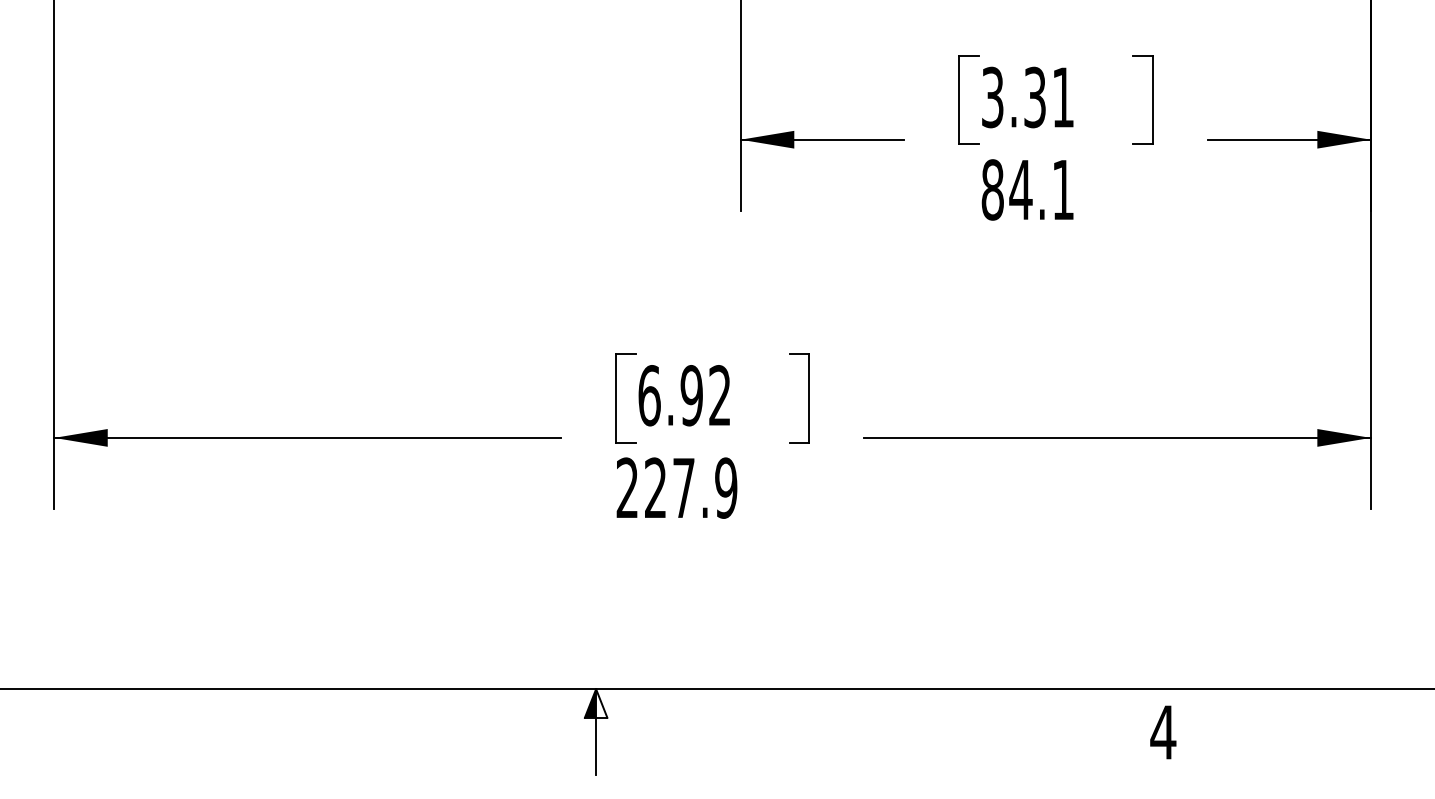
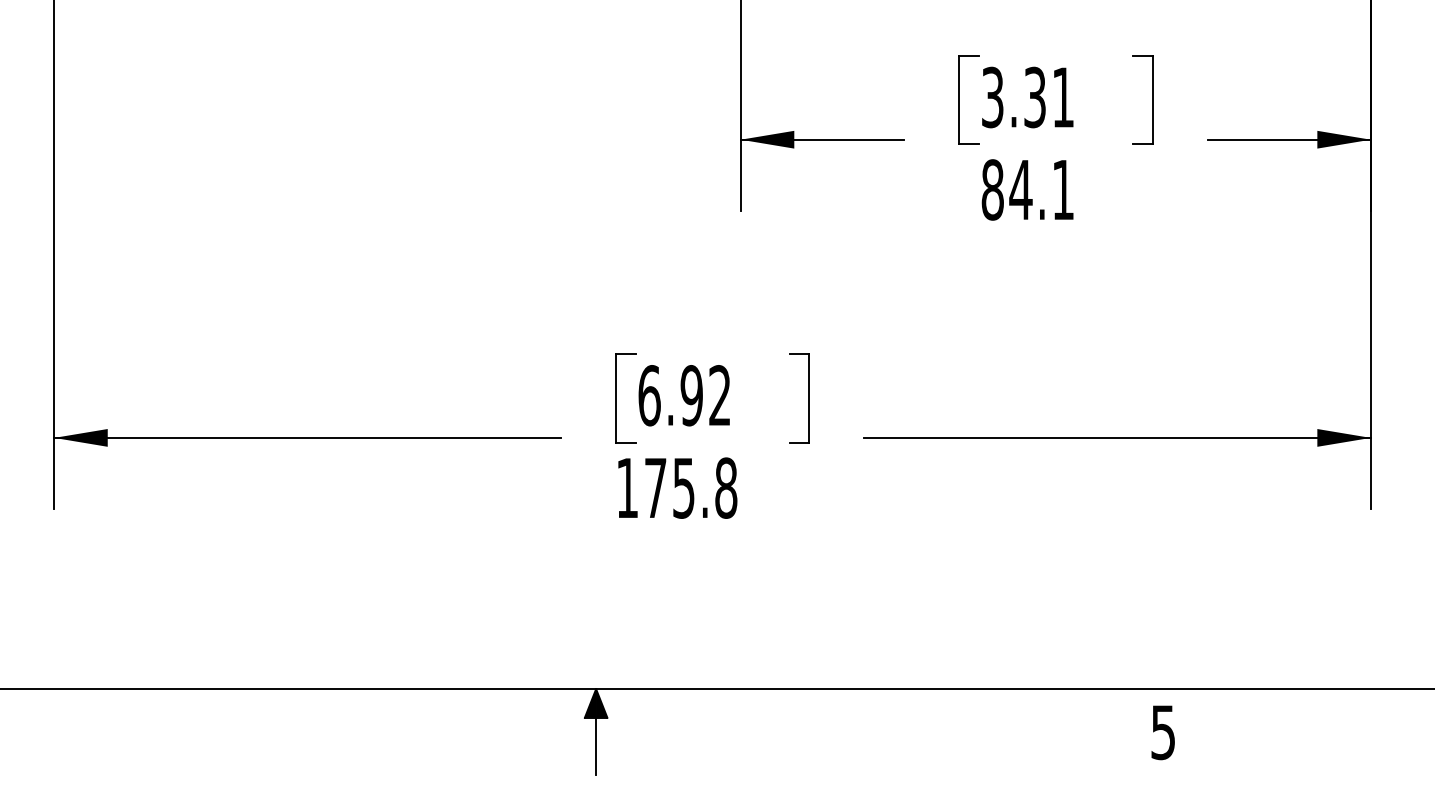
text: 227.9 -> 175.8 (676, 487)
fill: none -> present (601, 703)
text: 4 -> 5 (1163, 732)
